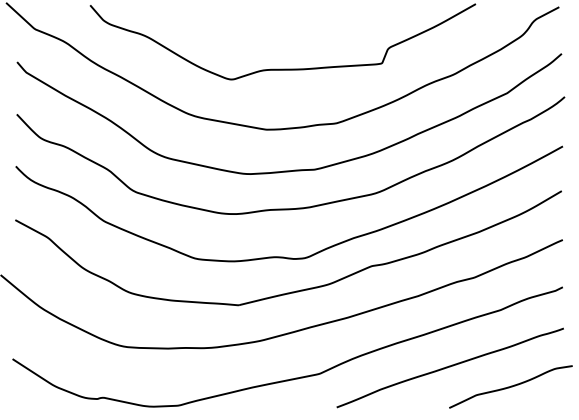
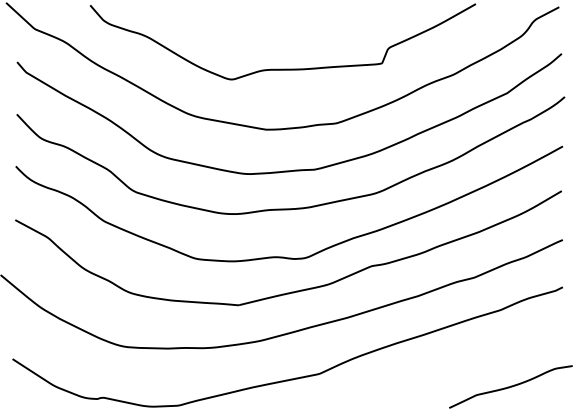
curve: present -> none (449, 367)
